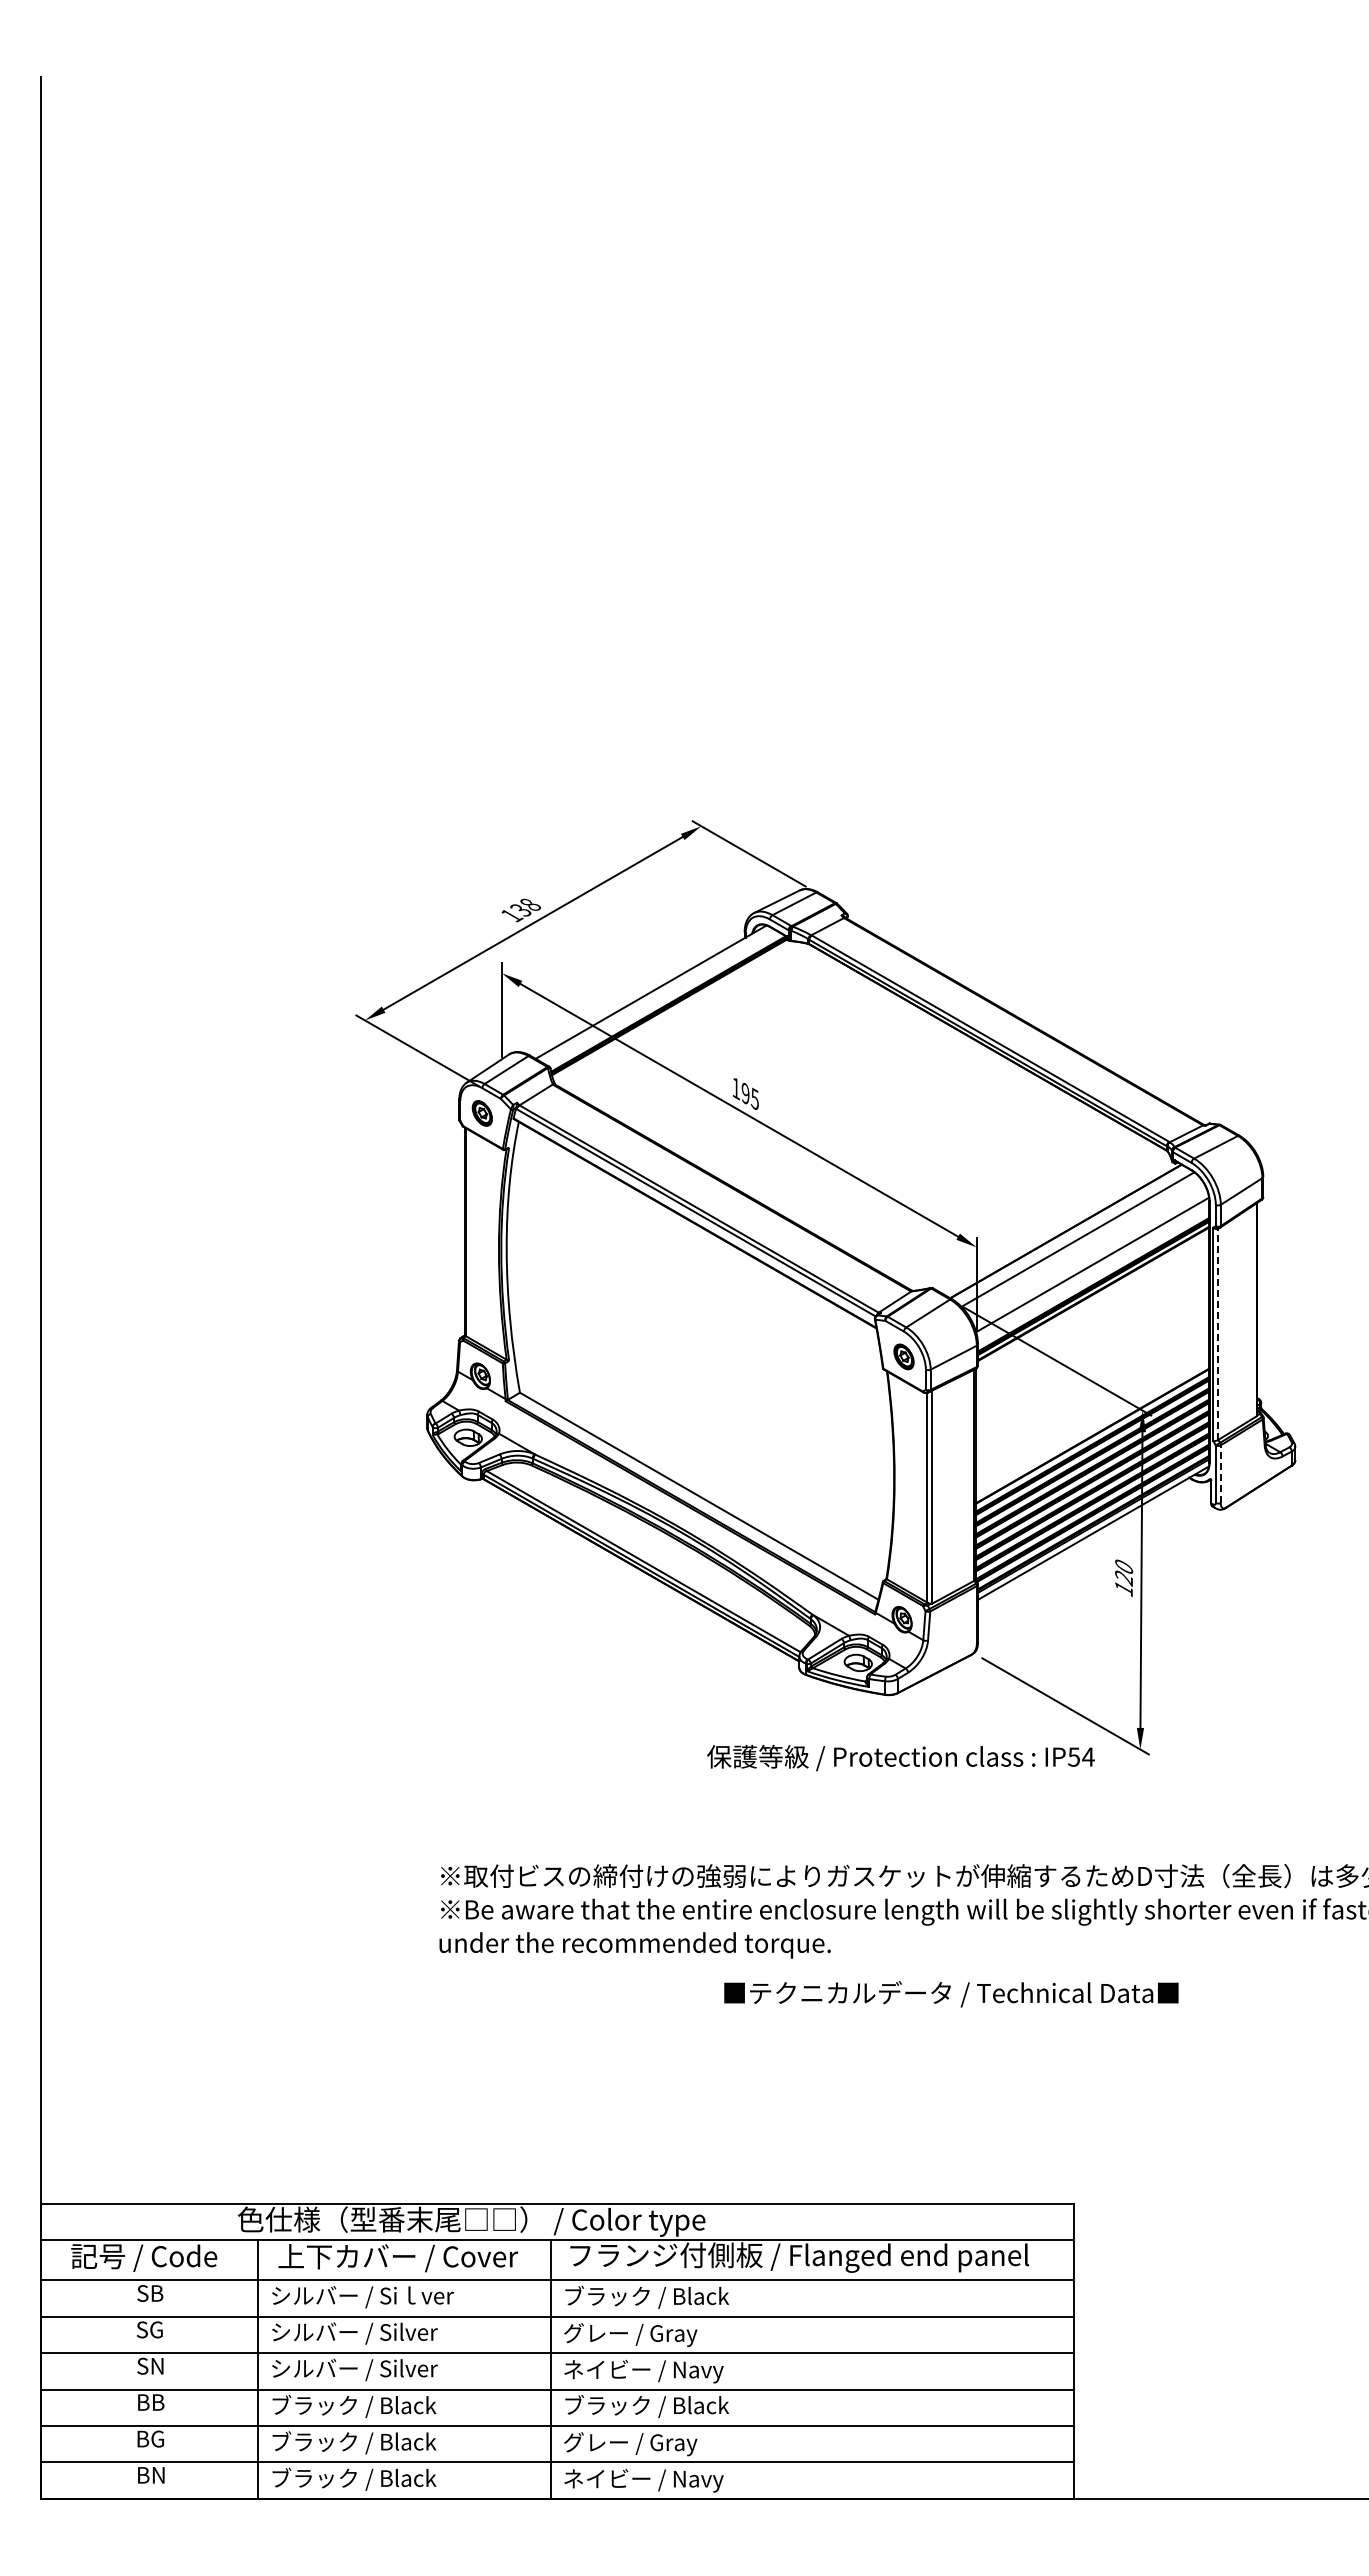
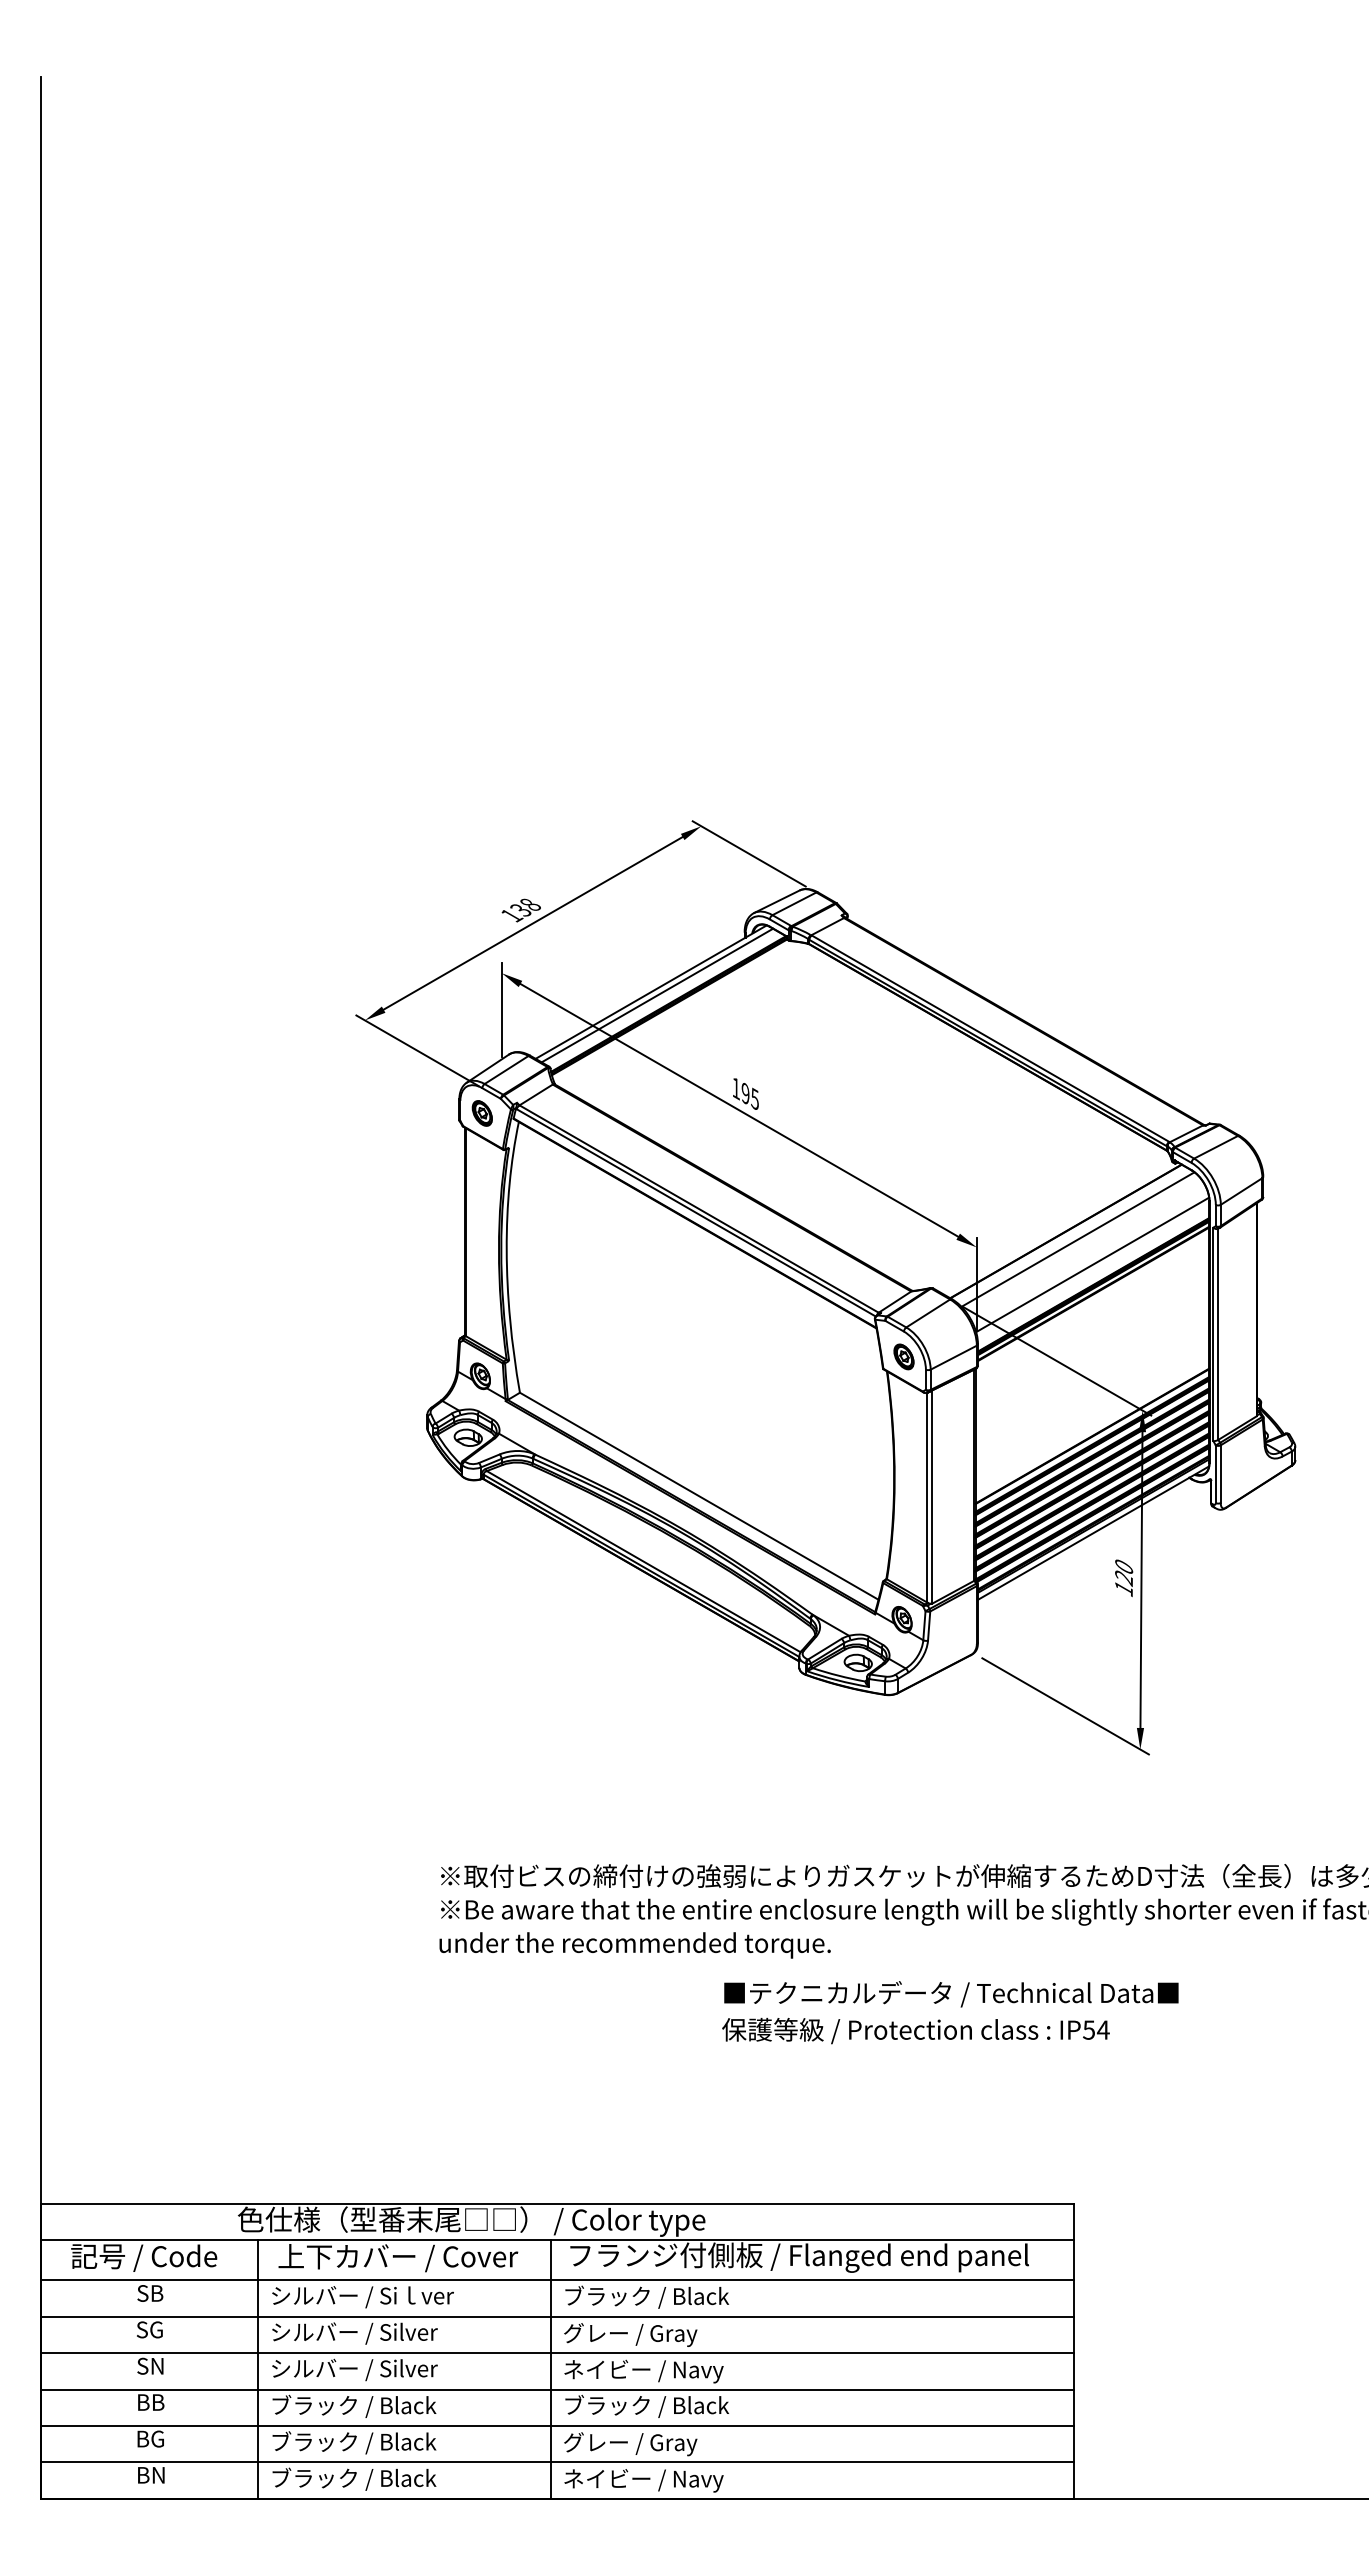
line: none -> present (657, 995)
line: dashed -> solid (1218, 1334)
line: dashed -> solid (1220, 1474)
text position: (900, 1757) -> (915, 2030) (915, 2030)
